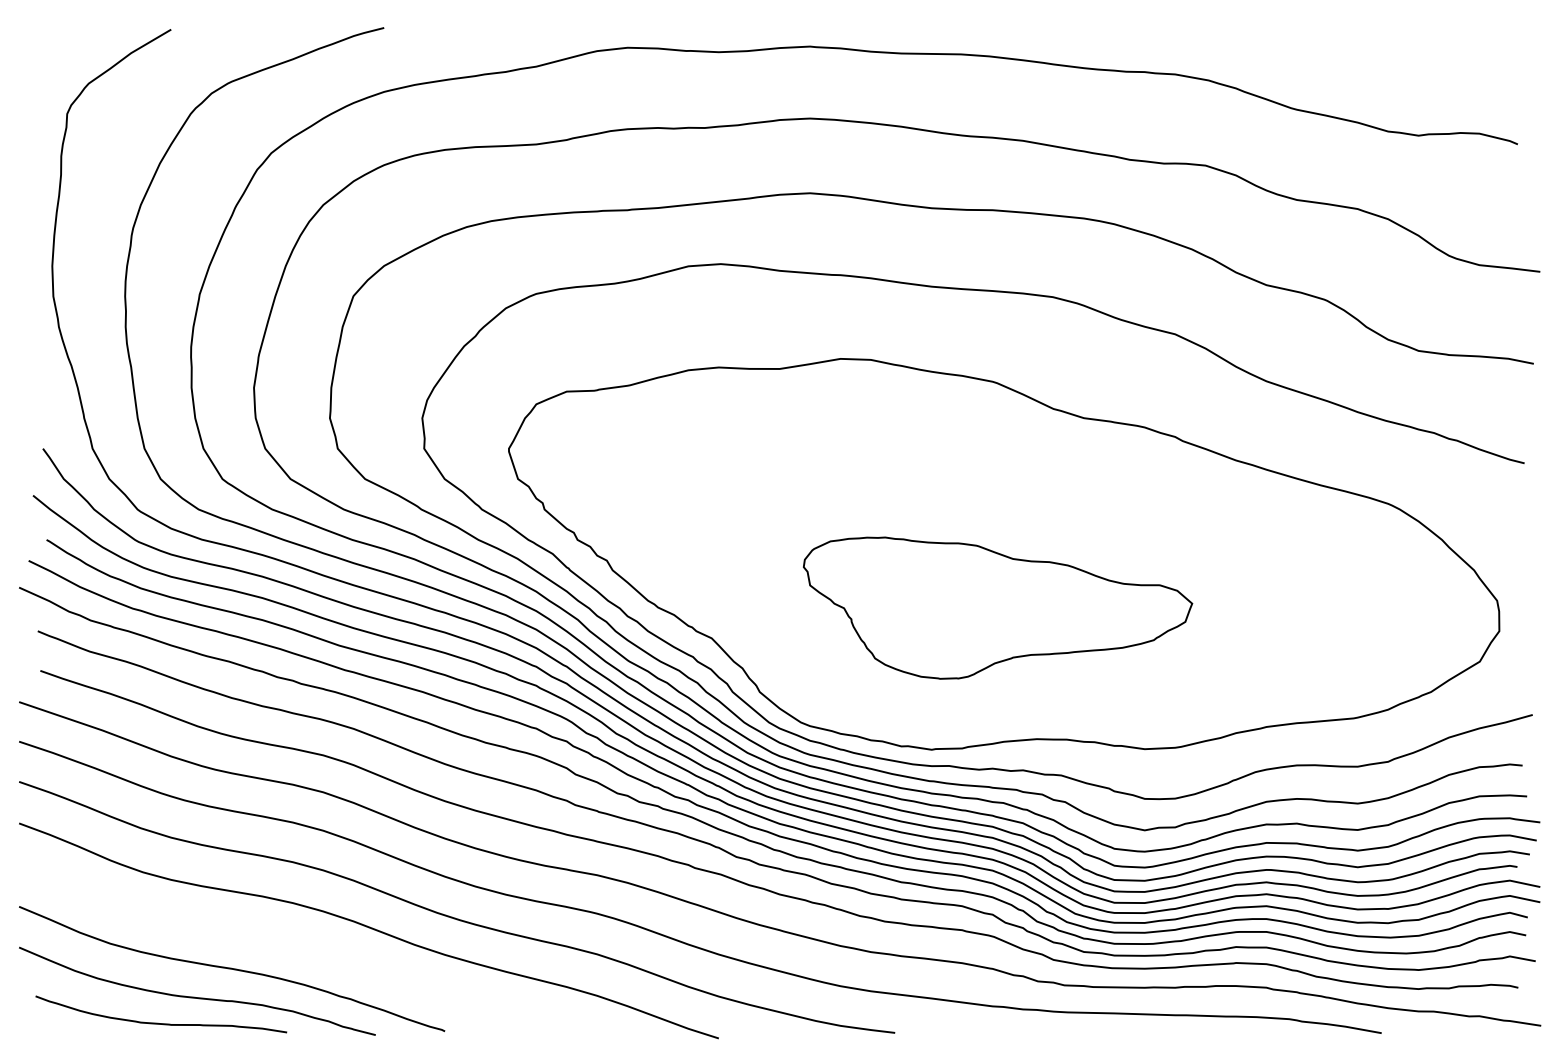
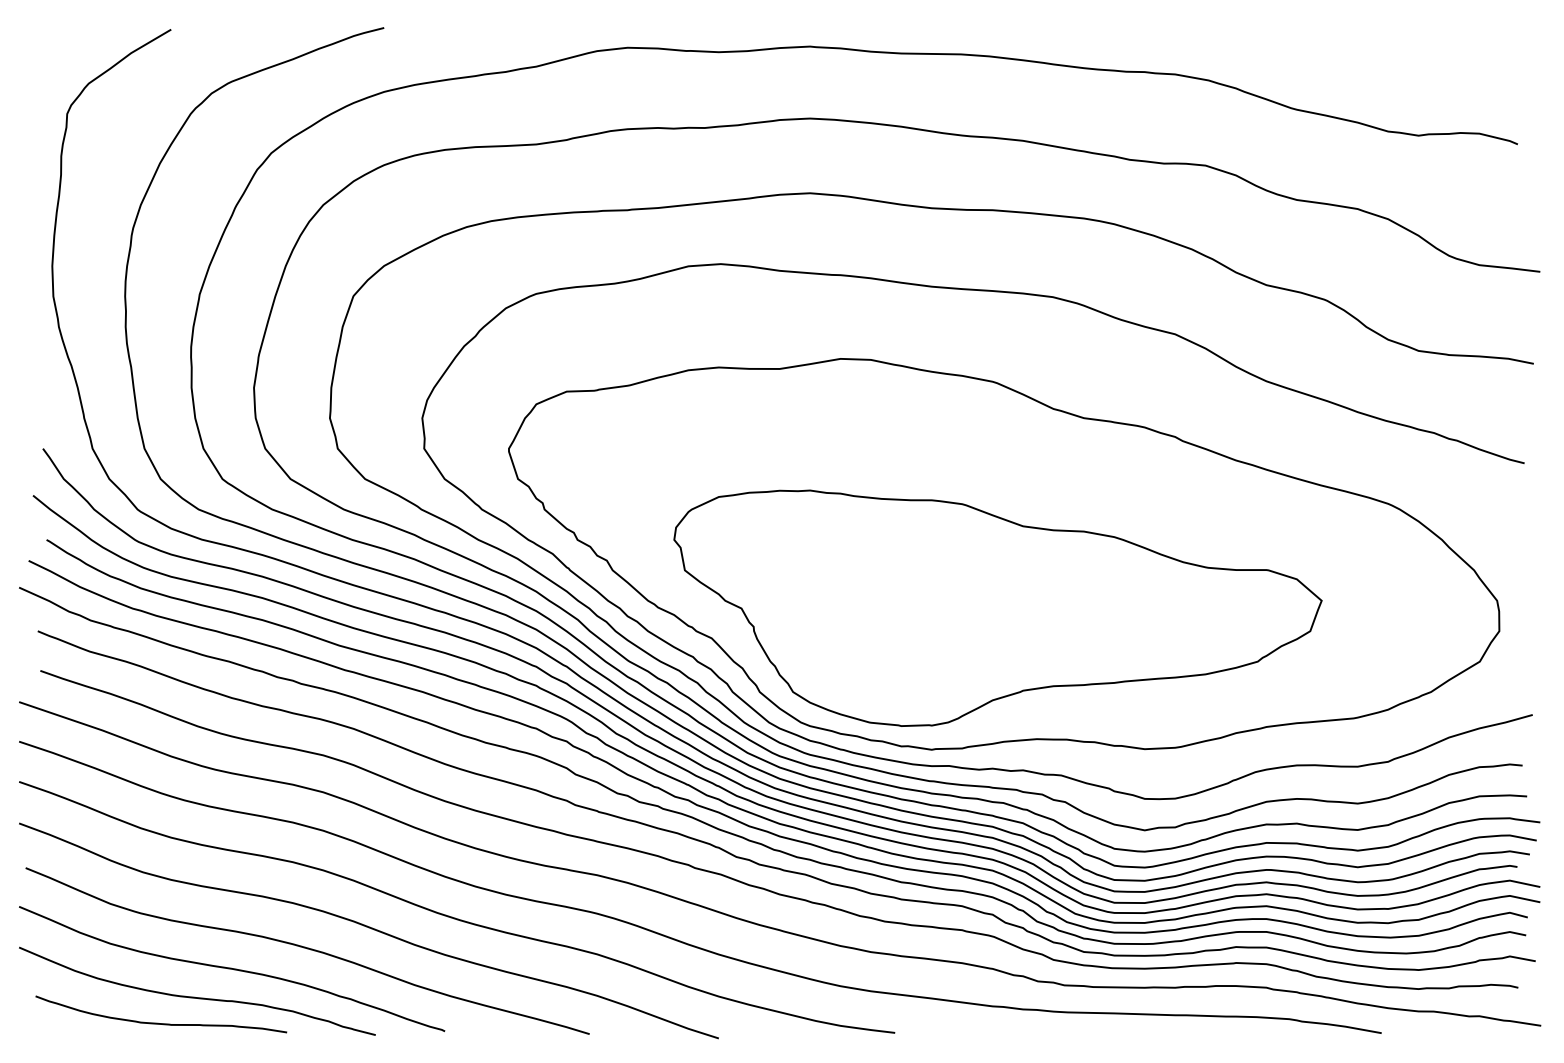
part size: 391x144 px -> 650x238 px (997, 607)
curve: none -> present (307, 949)
